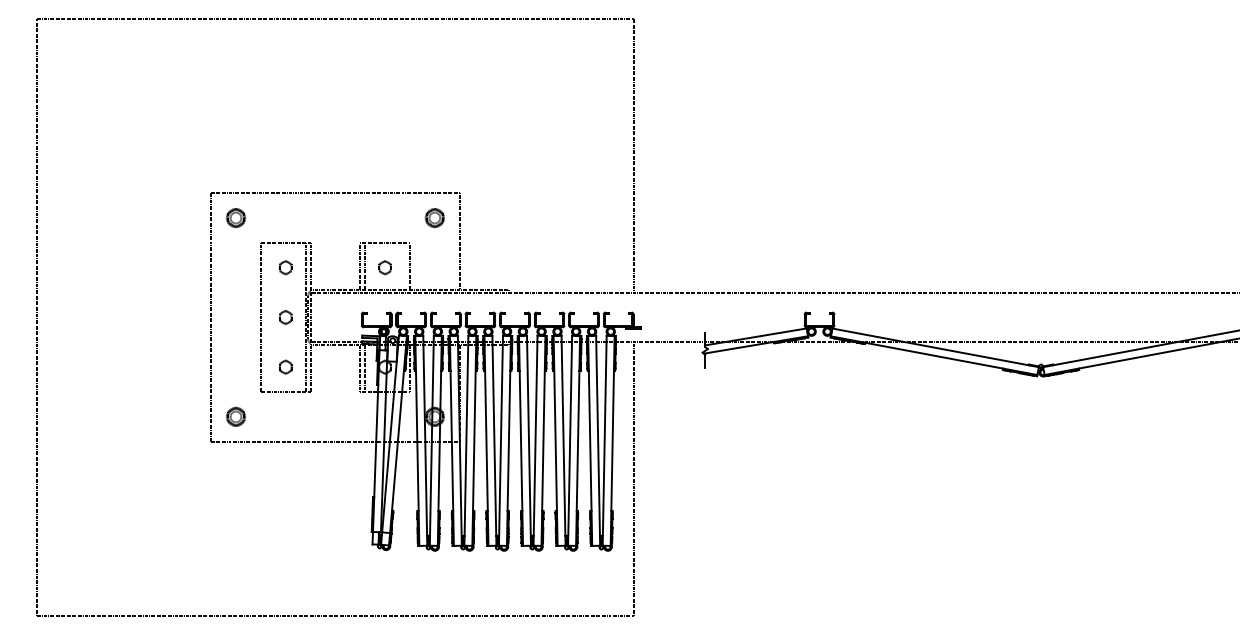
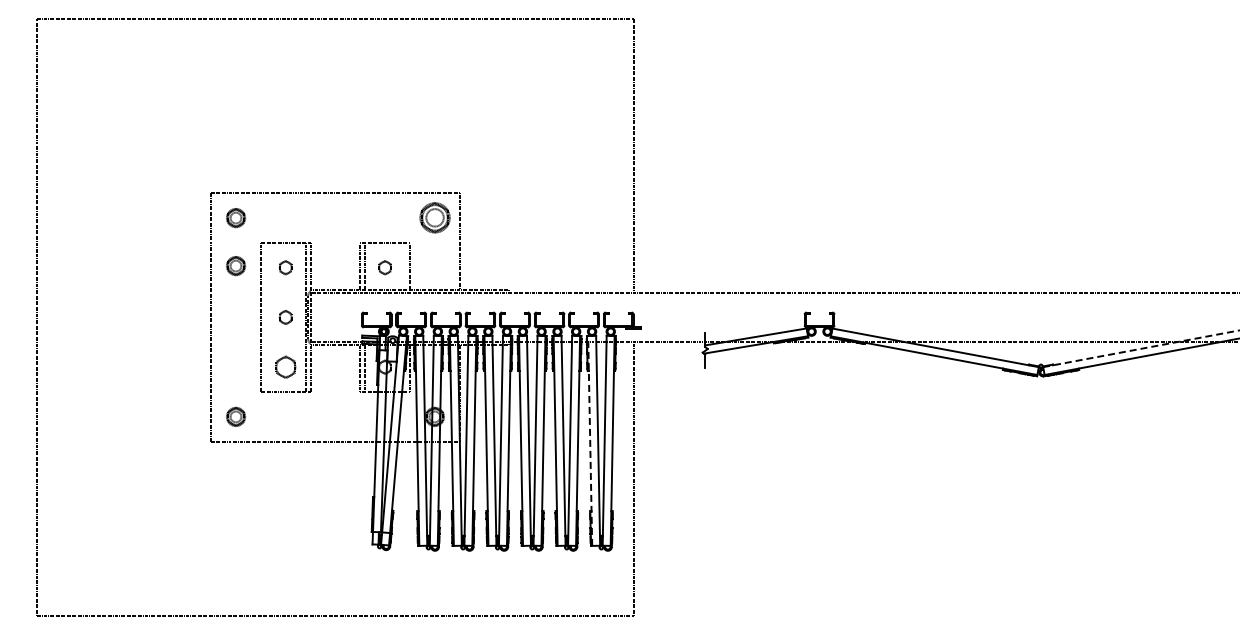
part size: 21x21 px -> 32x32 px (434, 217)
part: none -> present (236, 266)
line: solid -> dashed (1142, 348)
part size: 15x16 px -> 22x24 px (285, 366)
line: solid -> dashed (590, 440)
